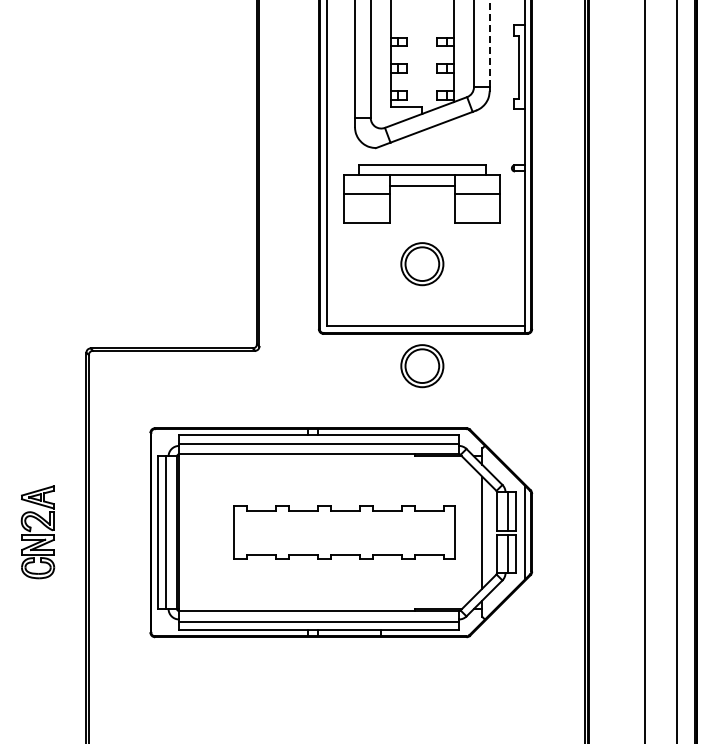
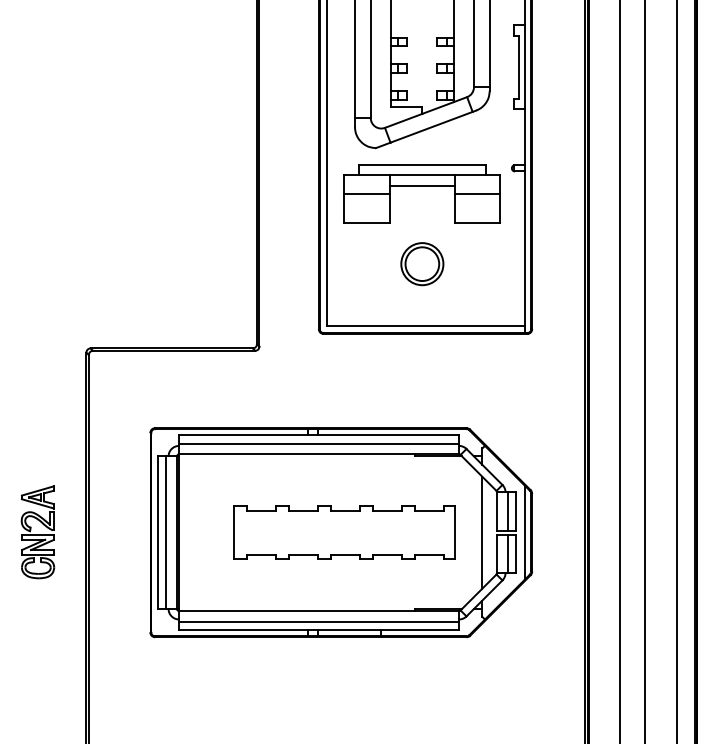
line: dashed -> solid (489, 43)
part: present -> none (422, 366)
line: none -> present (620, 371)
